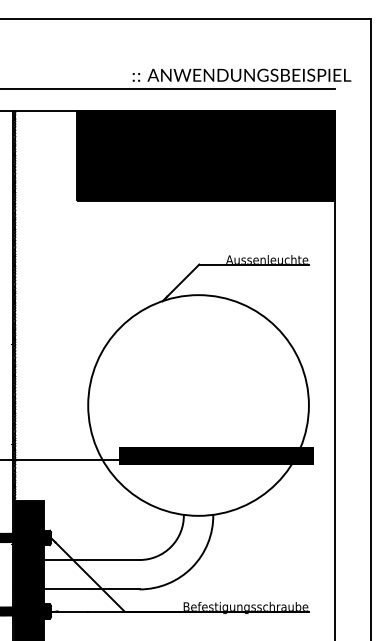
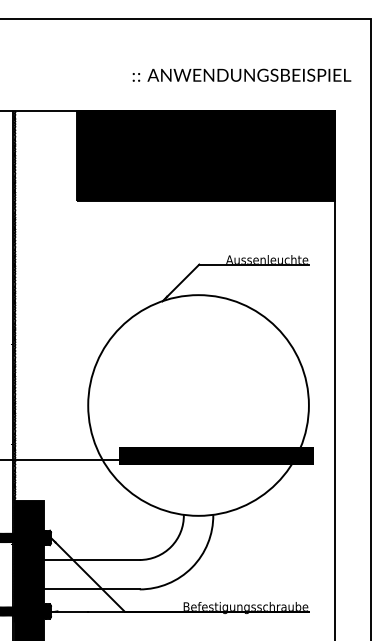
line: present -> none (168, 89)
